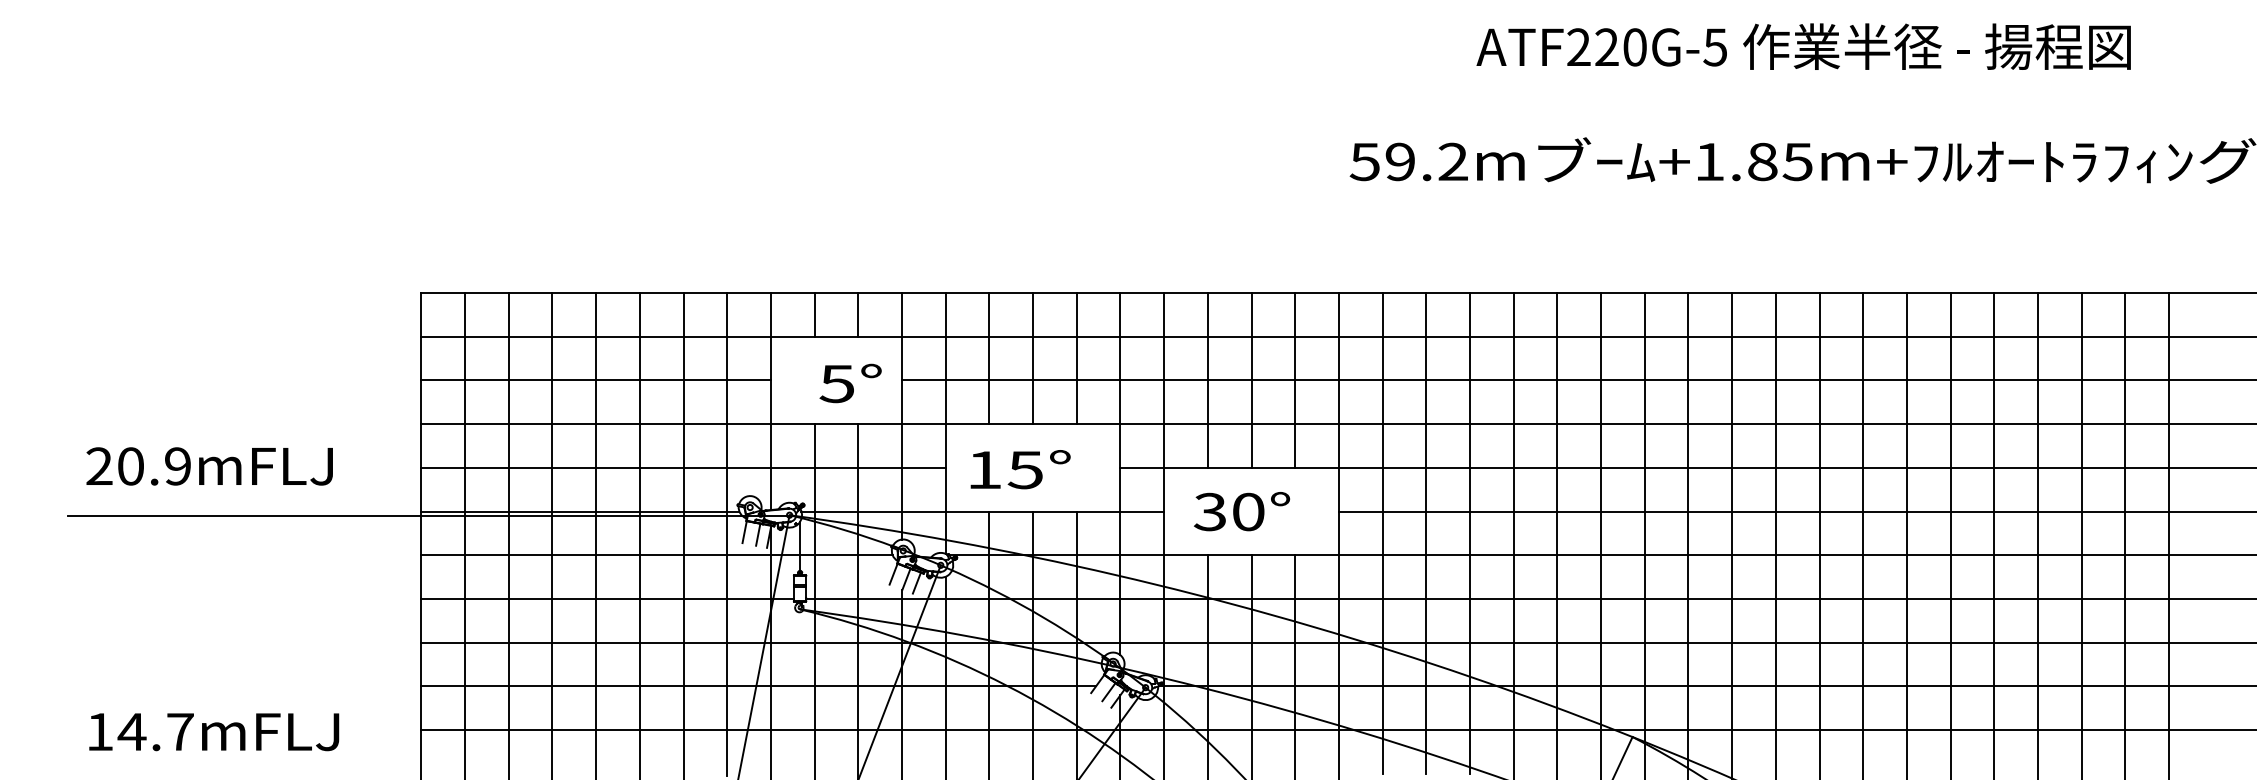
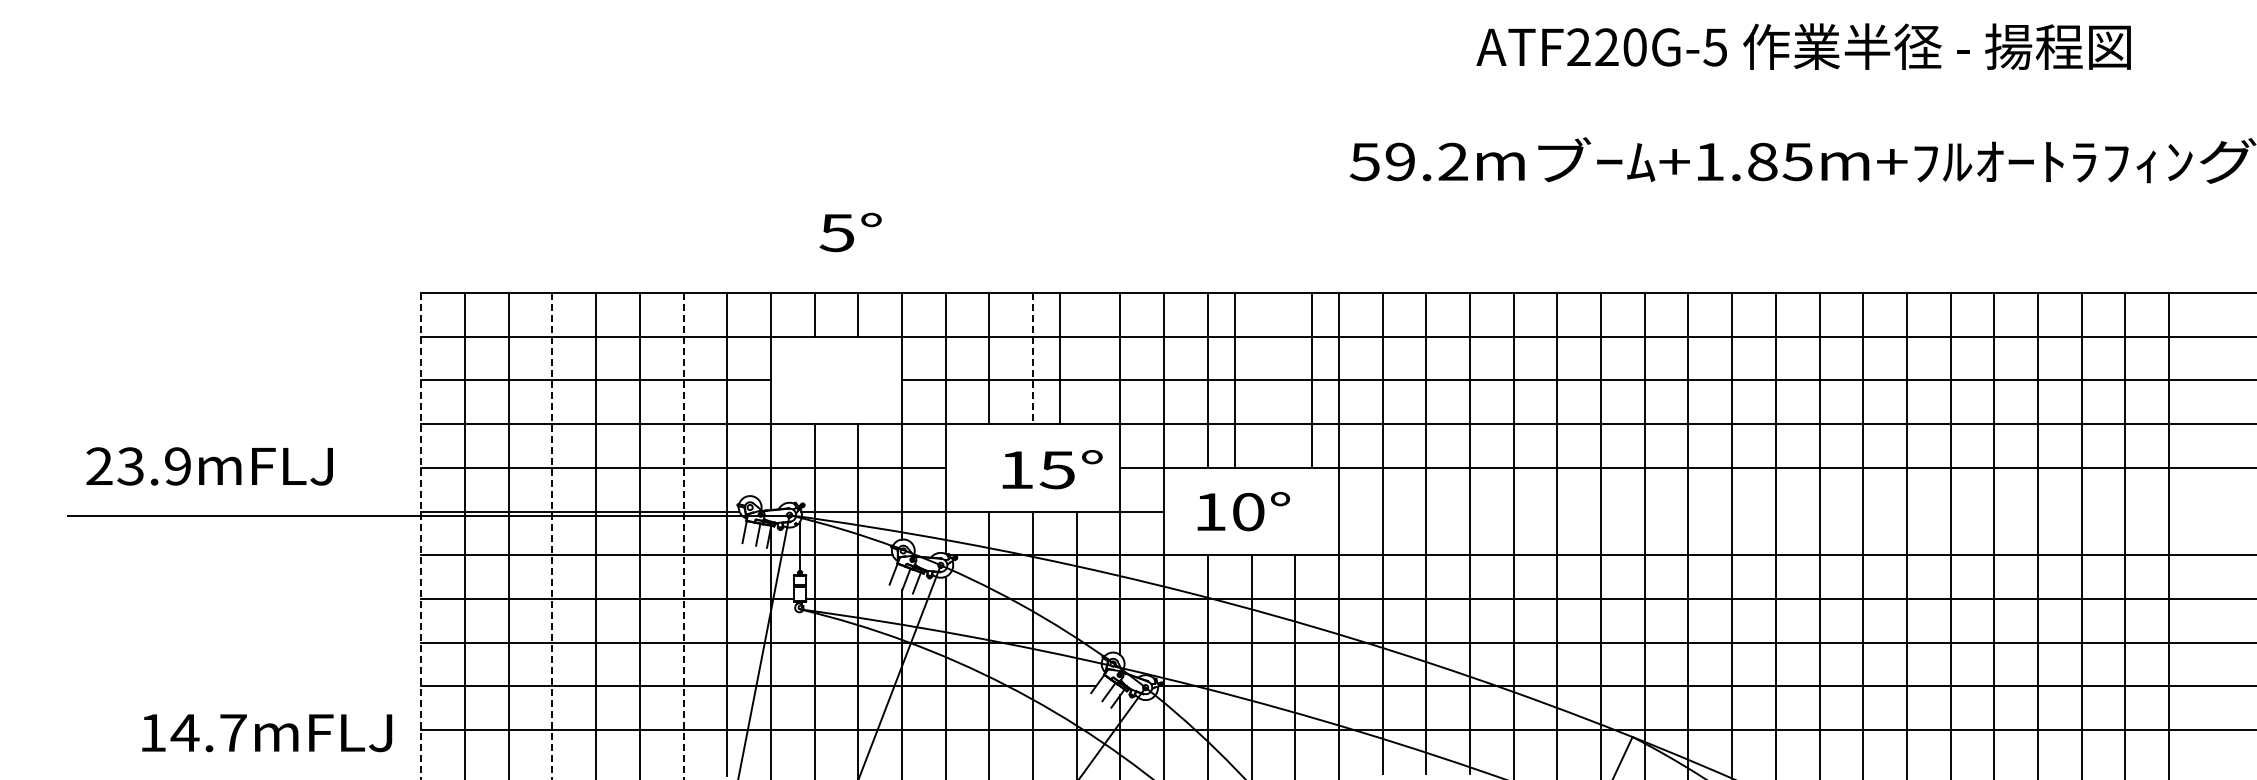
line: solid -> dashed (1033, 358)
line position: (1076, 358) -> (1059, 358) (1059, 358)
line position: (1251, 380) -> (1234, 380) (1234, 380)
line position: (1295, 380) -> (1312, 380) (1312, 380)
text position: (850, 383) -> (850, 232) (850, 232)
text: 20.9mFLJ -> 23.9mFLJ (130, 466)
text position: (1020, 469) -> (1052, 469) (1052, 469)
text: 30° -> 10° (1209, 511)
line: present -> none (1795, 511)
line: solid -> dashed (552, 536)
line: solid -> dashed (683, 536)
line: solid -> dashed (421, 537)
text position: (214, 732) -> (267, 733) (267, 733)
